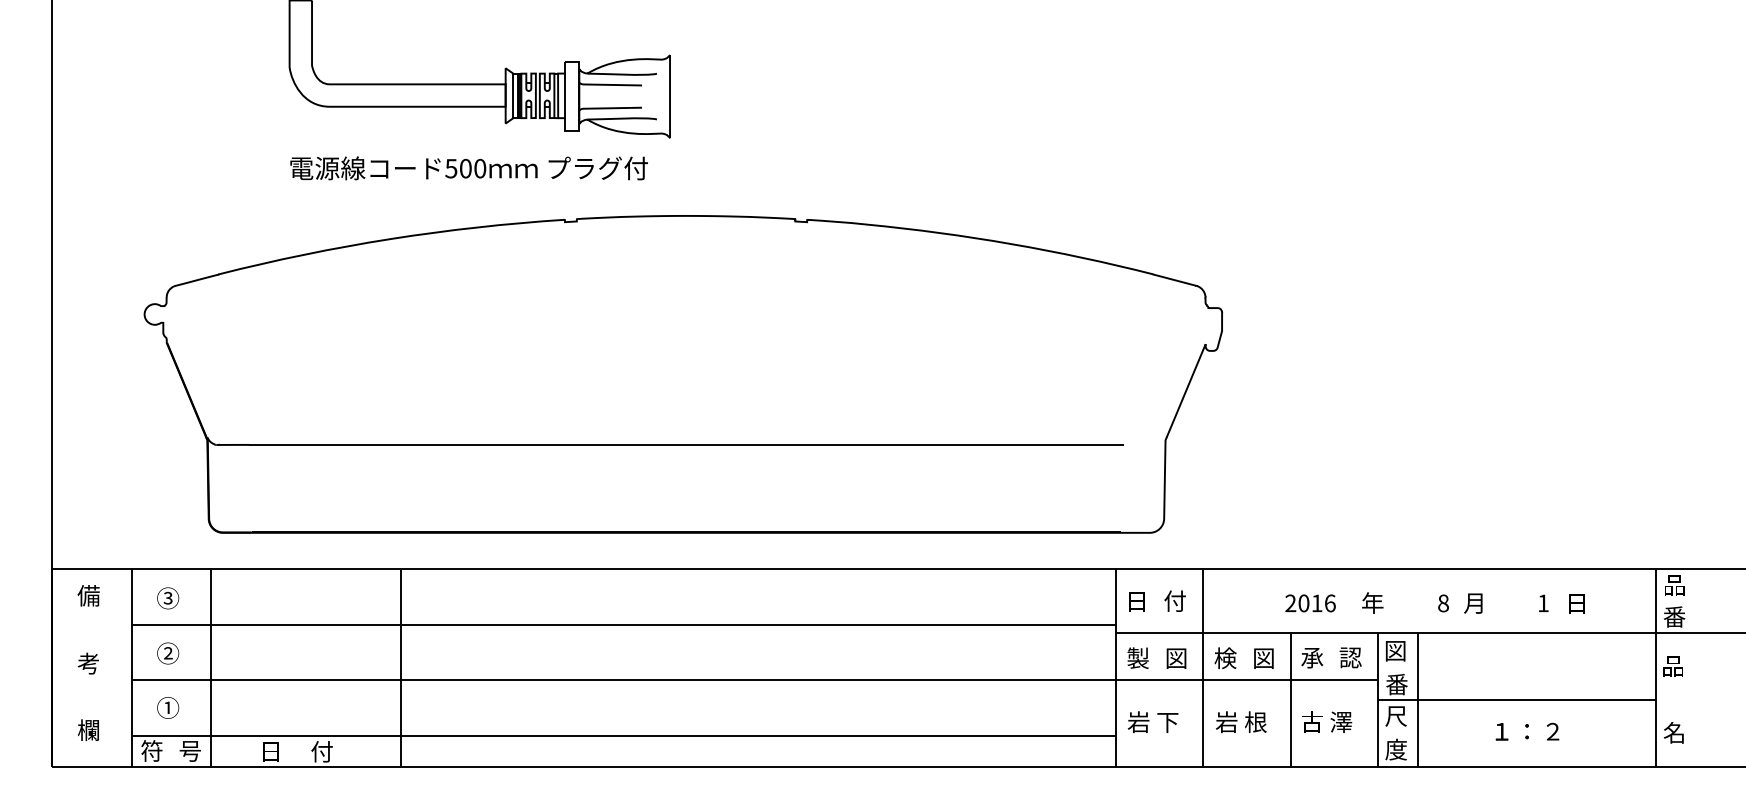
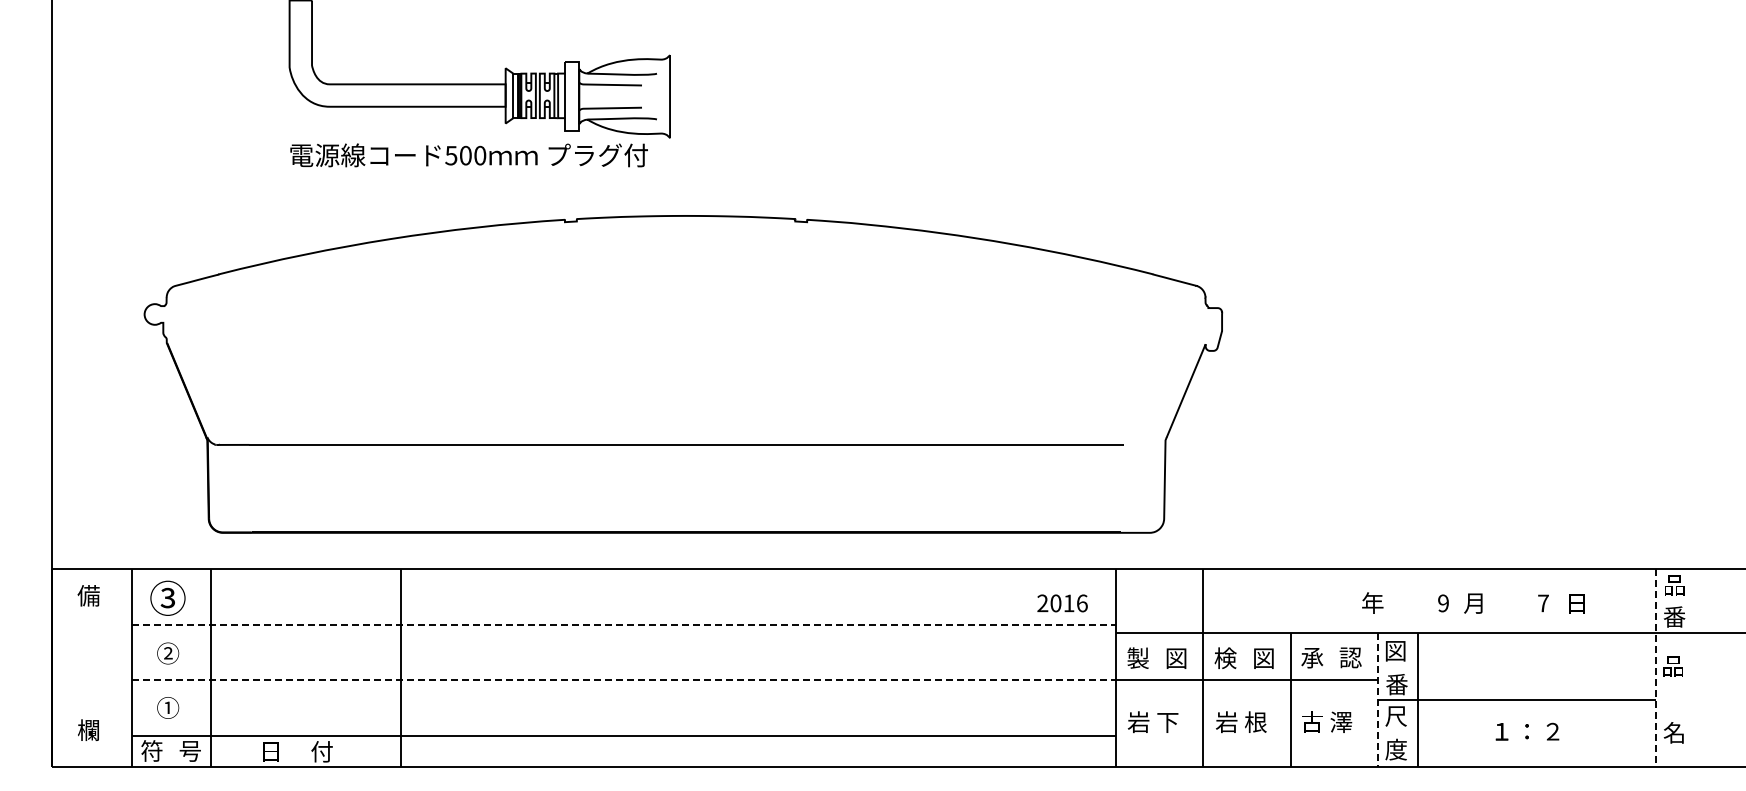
text position: (468, 168) -> (468, 155) (468, 155)
part size: 23x23 px -> 36x36 px (167, 597)
part: present -> none (1164, 600)
text position: (1310, 603) -> (1062, 603) (1062, 603)
text: 8 -> 9 (1443, 603)
text: 1 -> 7 (1543, 603)
line: solid -> dashed (624, 624)
part: present -> none (87, 663)
line: solid -> dashed (1655, 668)
line: solid -> dashed (624, 680)
line: solid -> dashed (1378, 700)
